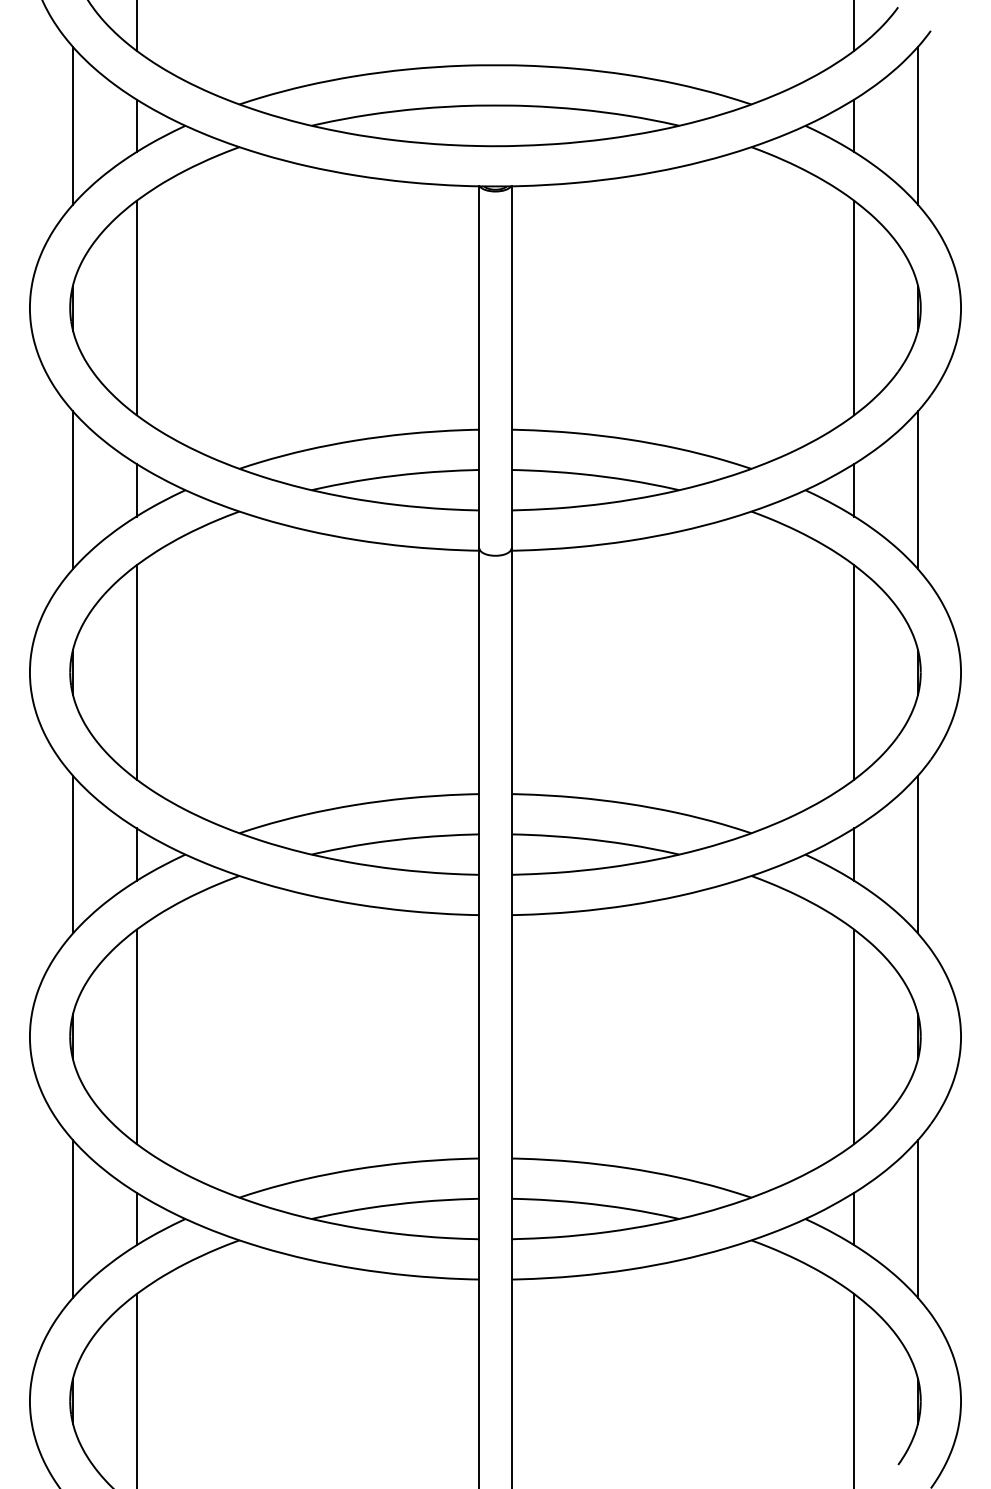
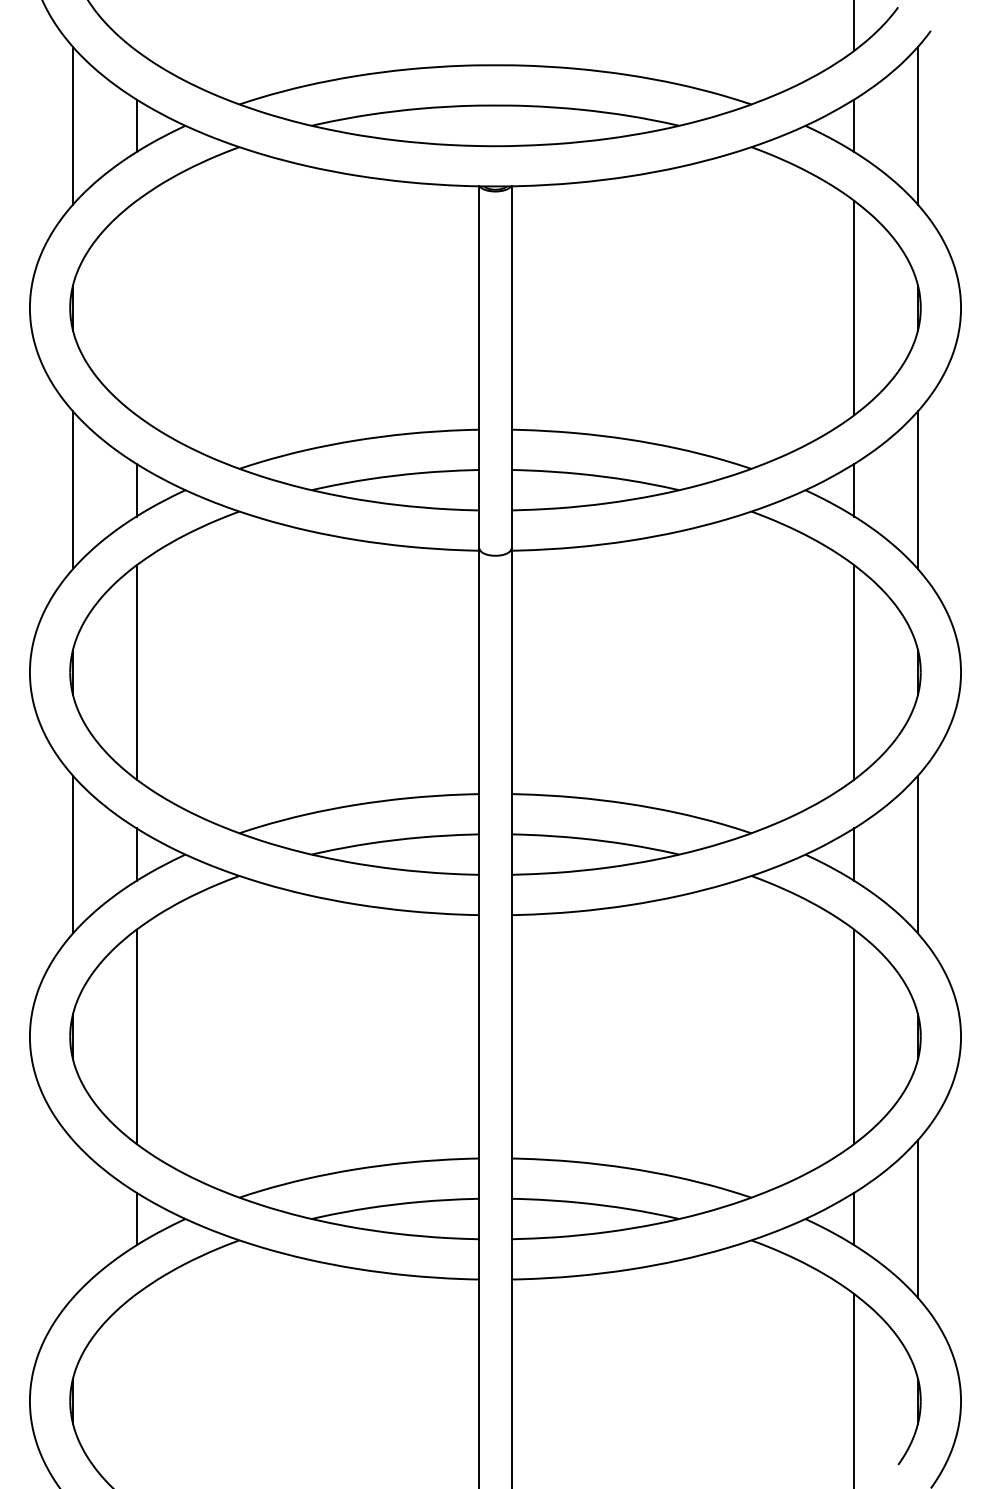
line: present -> none (136, 26)
line: present -> none (136, 307)
line: present -> none (72, 1218)
line: present -> none (136, 1389)
